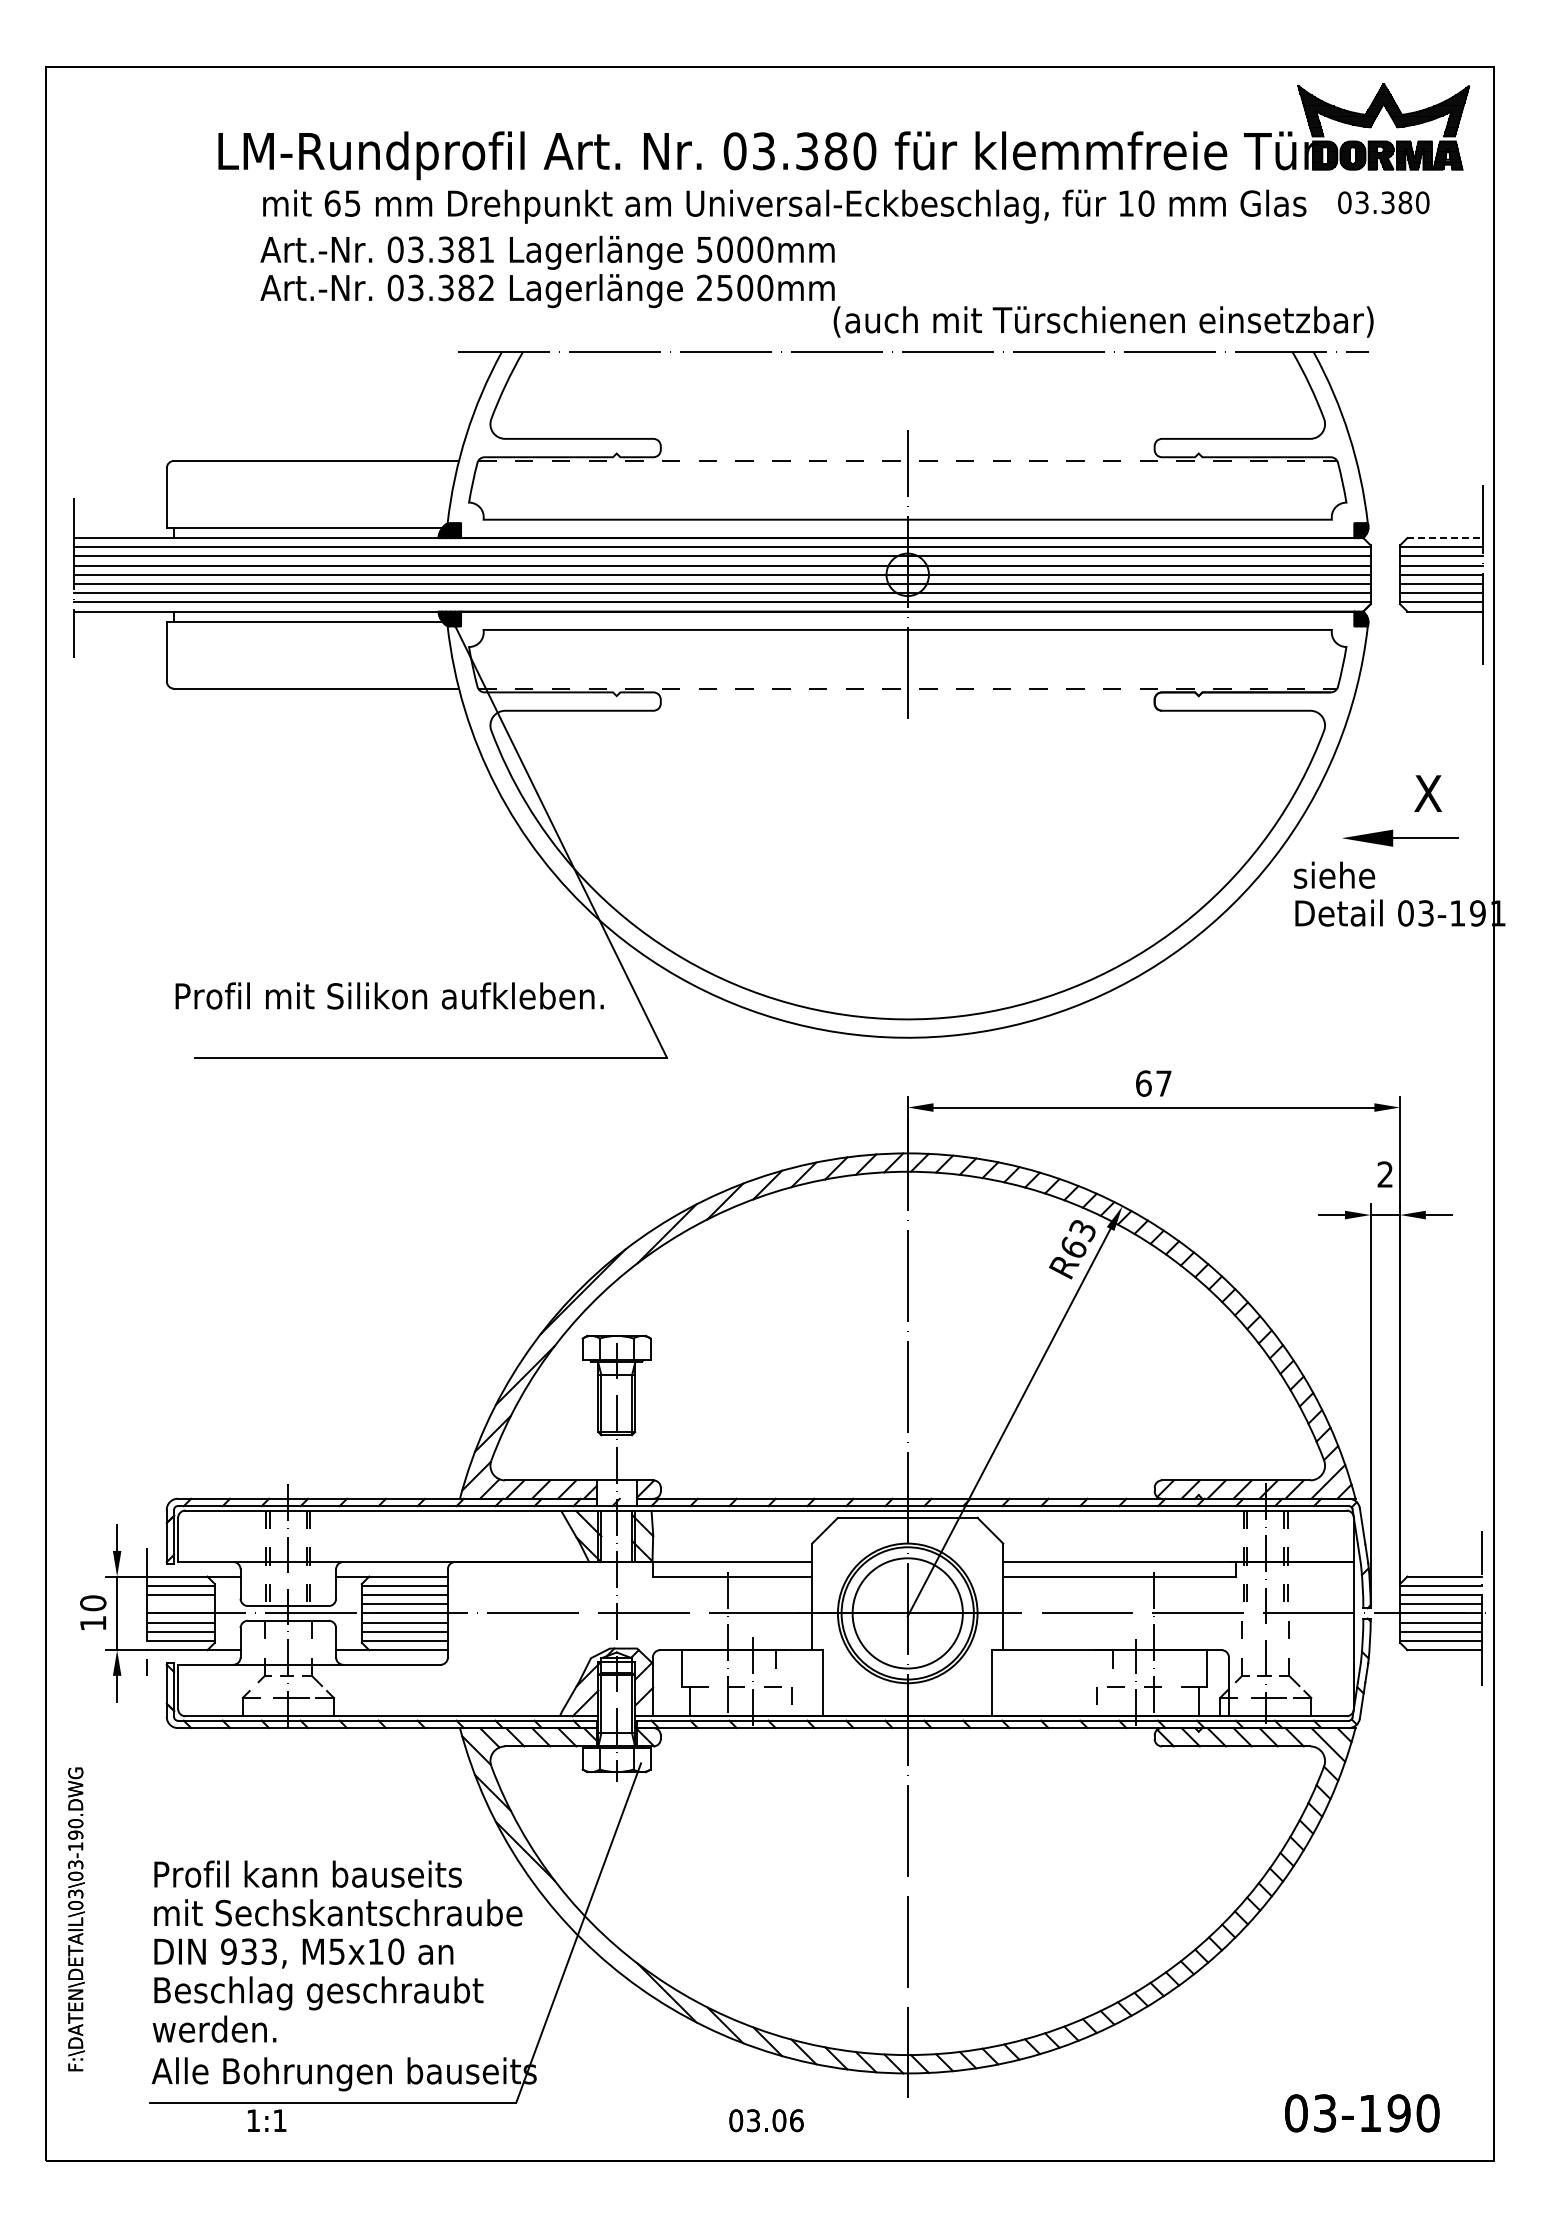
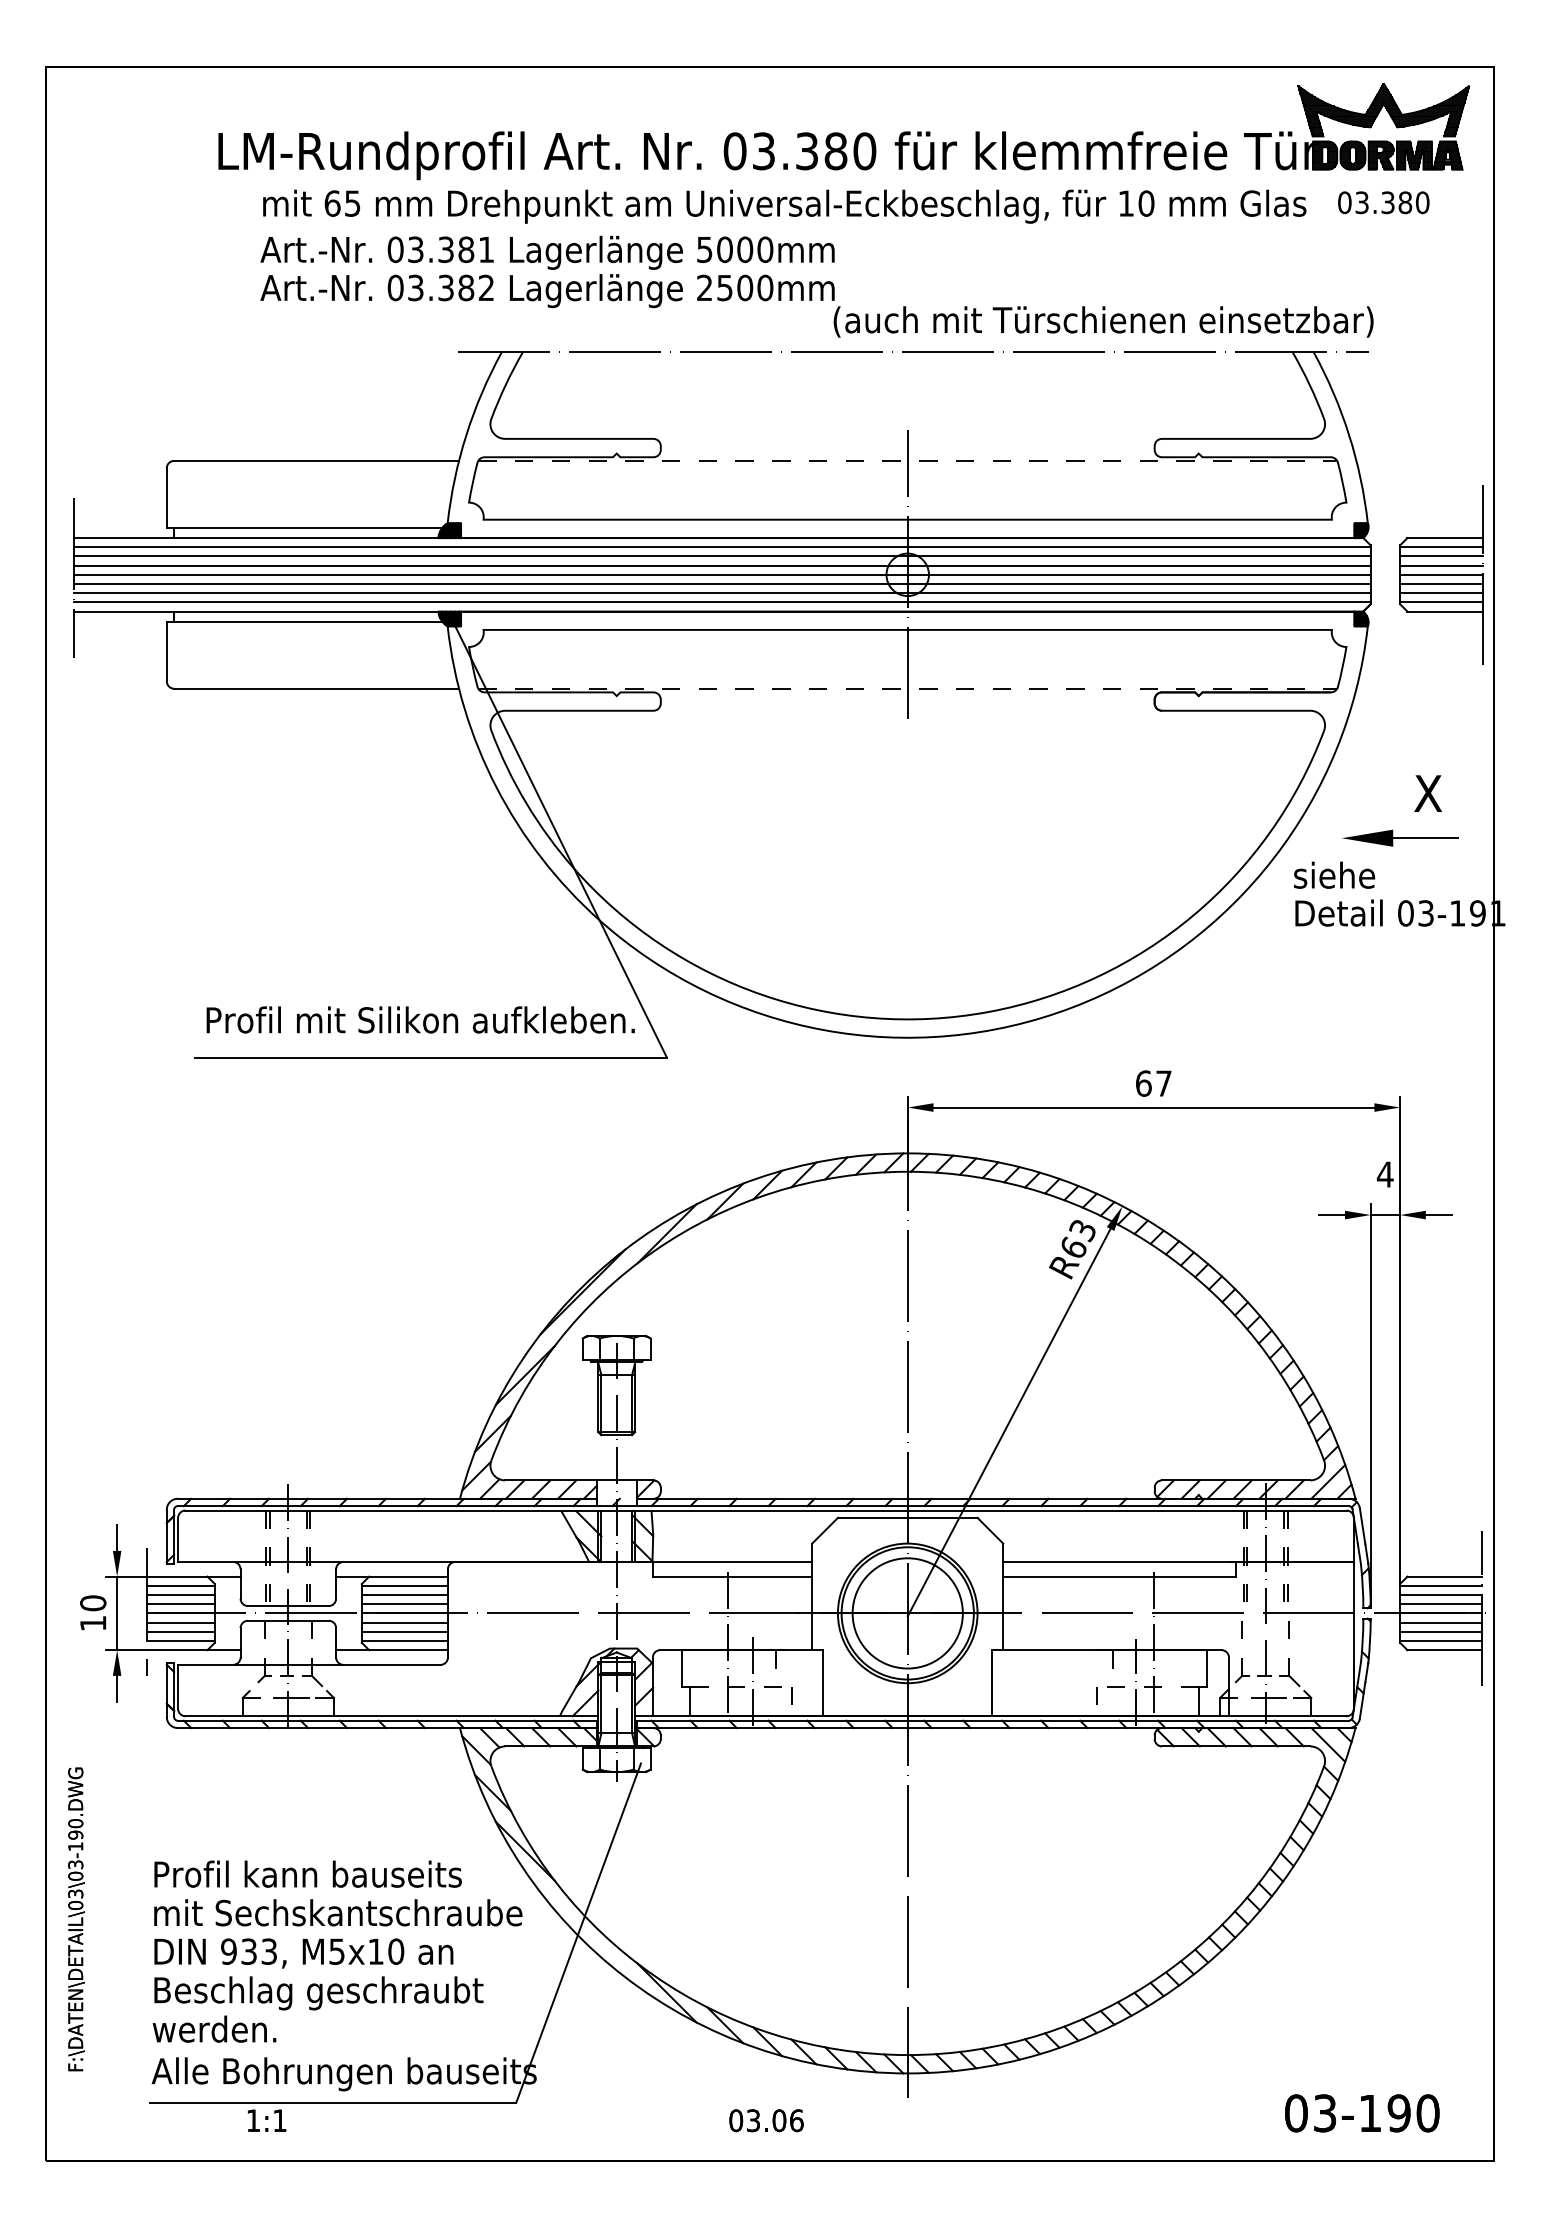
line: dashed -> solid (1445, 538)
text position: (389, 995) -> (420, 1019) (420, 1019)
text: 2 -> 4 (1384, 1174)
line: none -> present (180, 1604)
